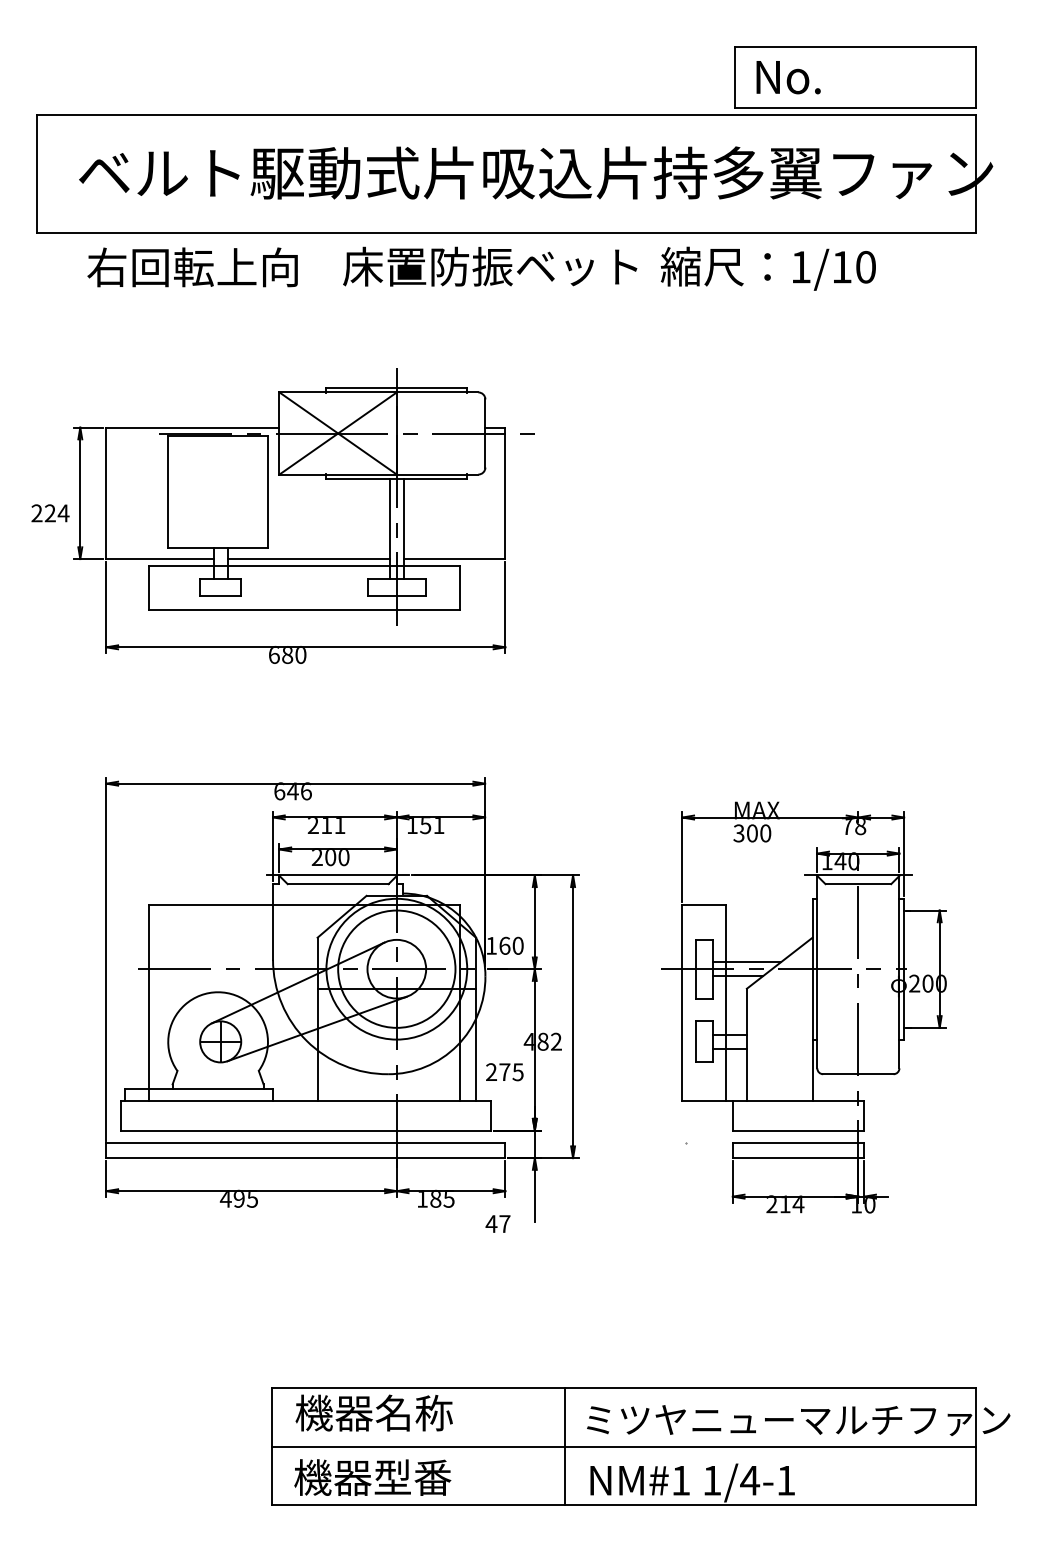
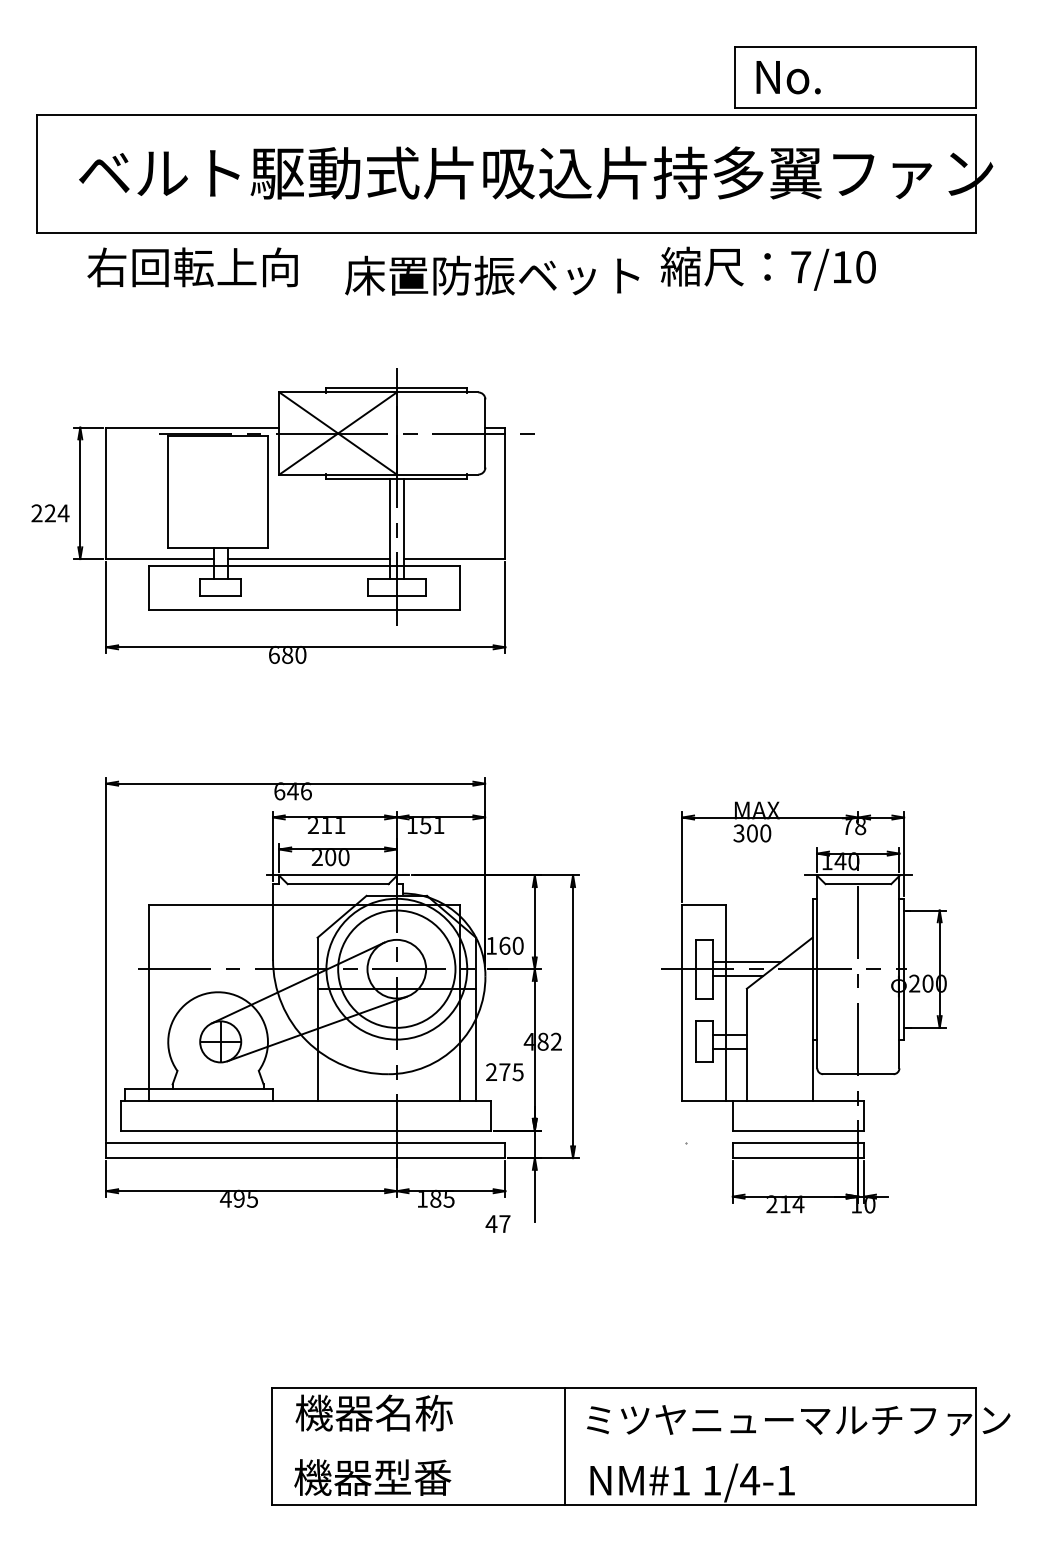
text position: (490, 266) -> (492, 275) (492, 275)
text: 1/10 -> 7/10 (801, 267)
line: present -> none (623, 1446)
